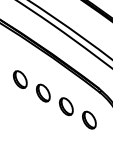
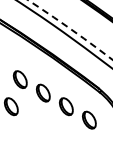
arc: solid -> dashed (70, 29)
part: none -> present (11, 106)
